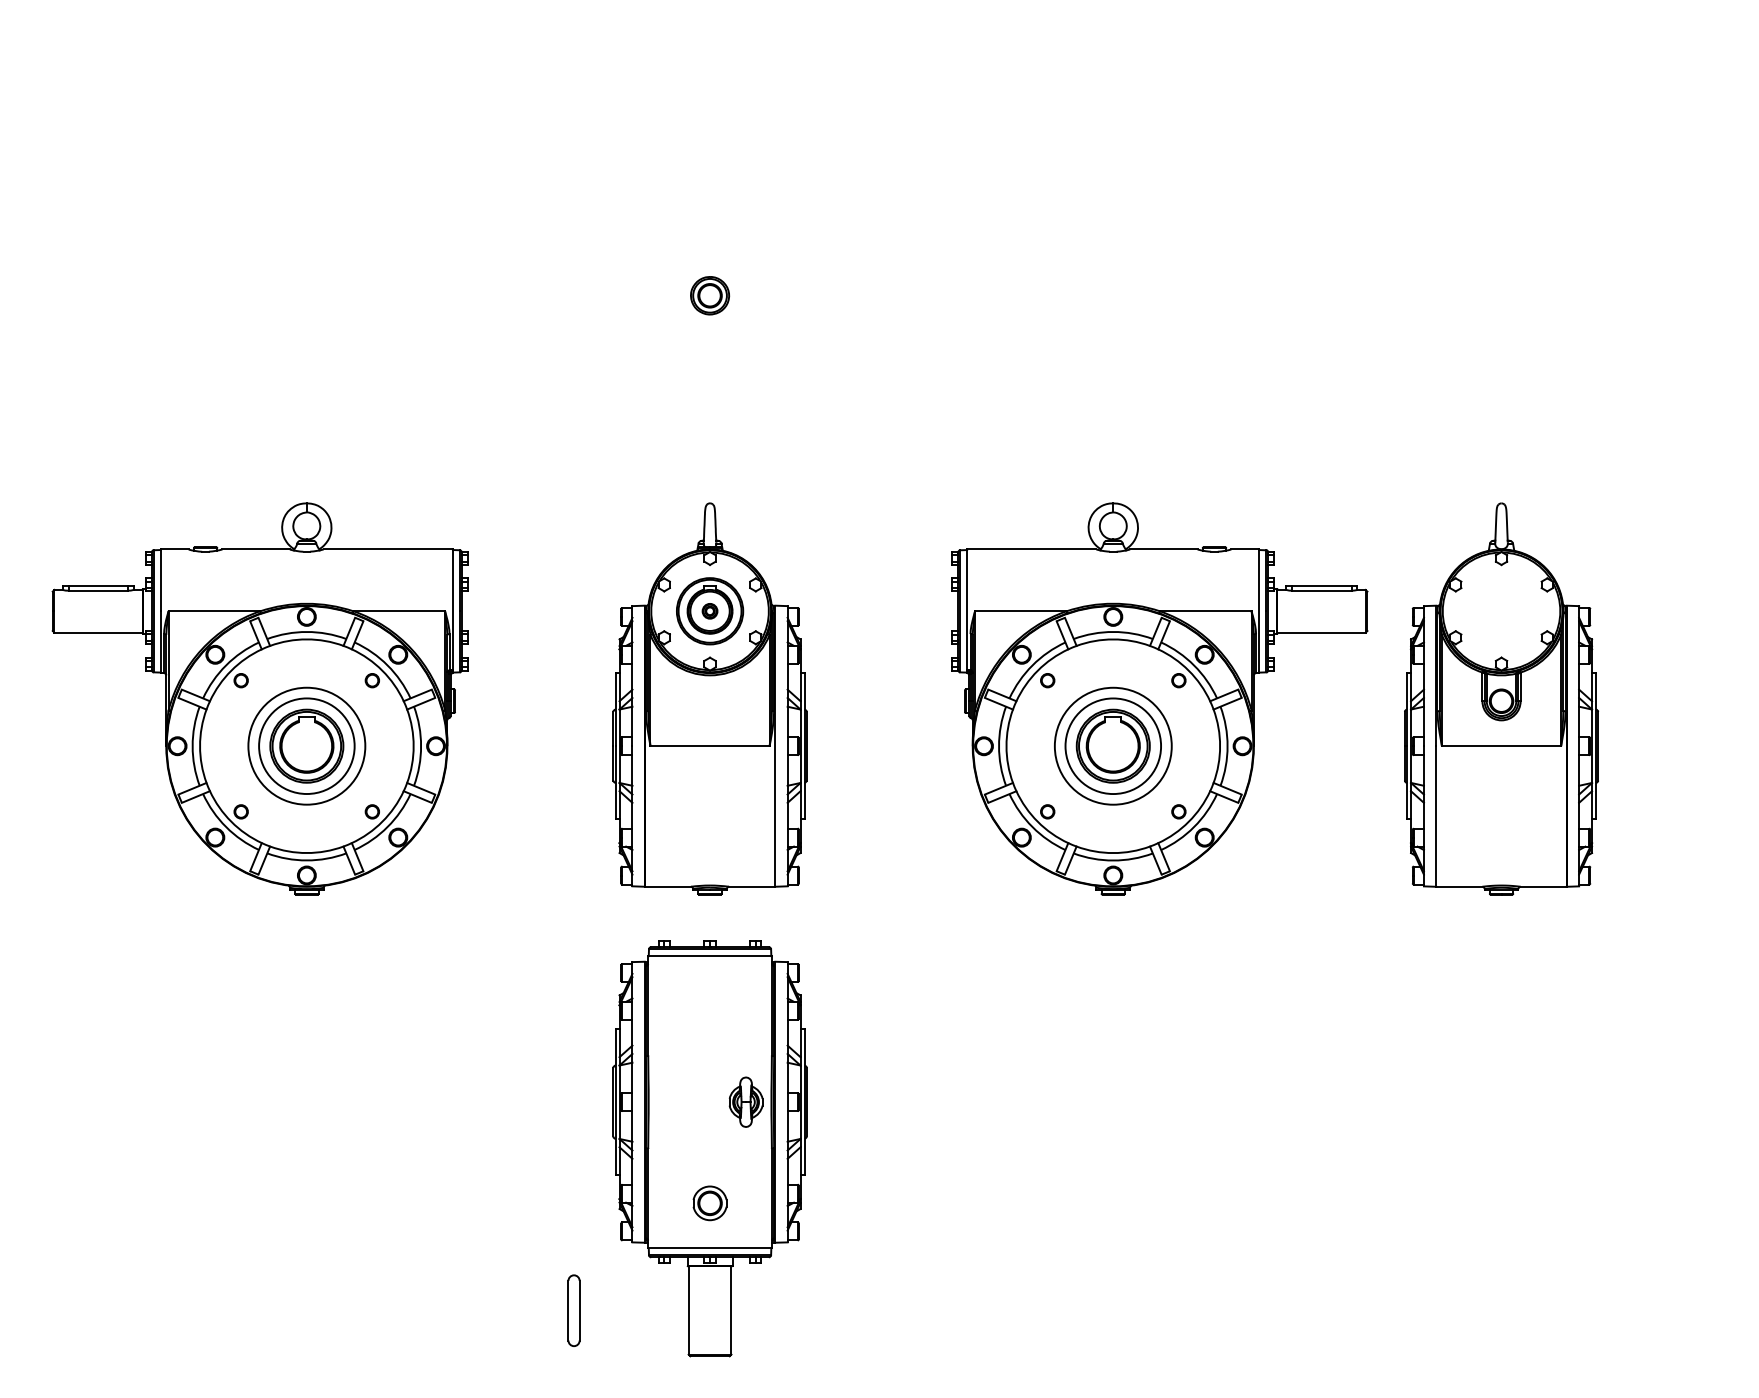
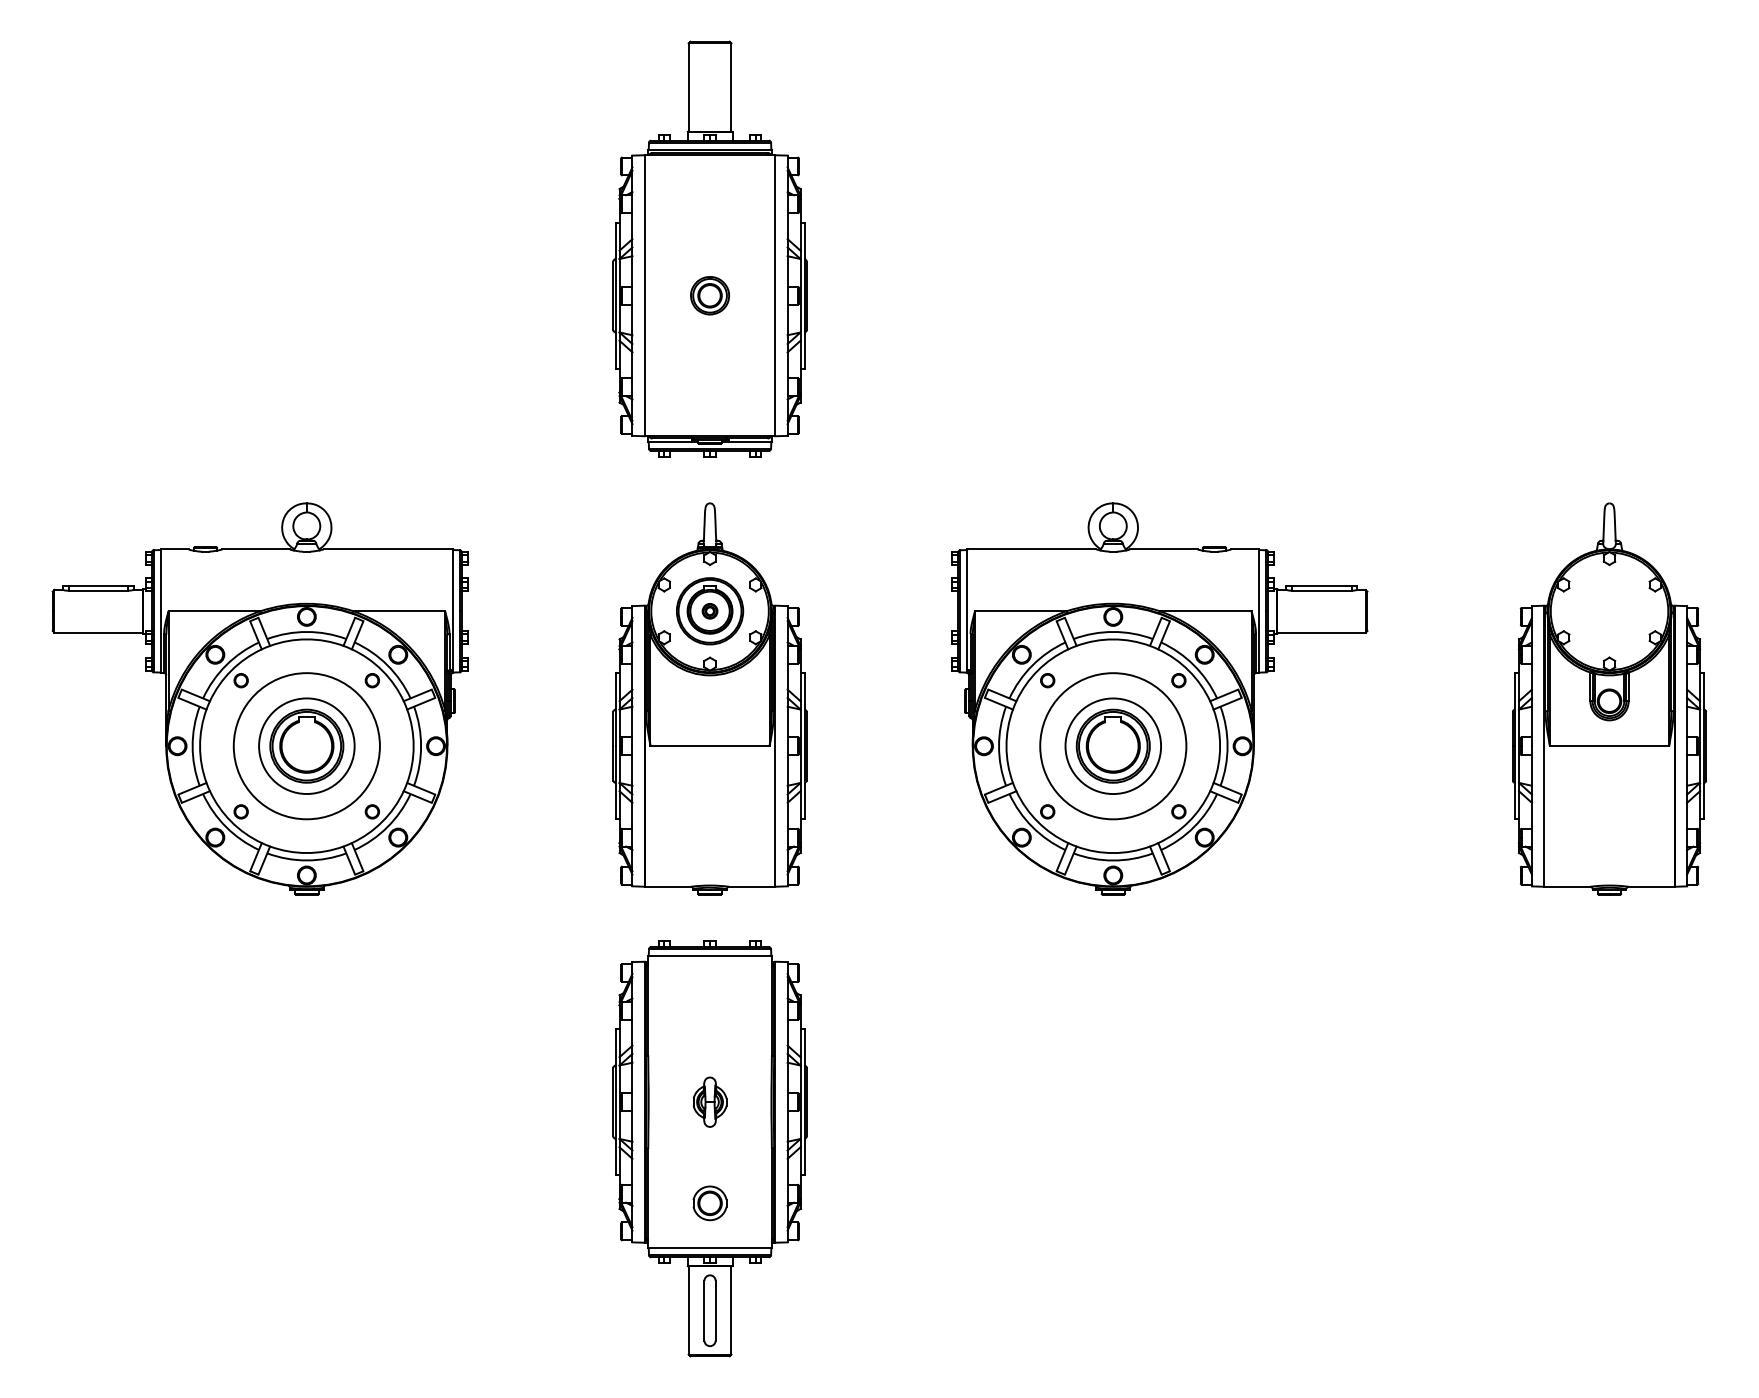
part: none -> present (709, 248)
part position: (1501, 698) -> (1609, 698) (1609, 698)
circle diameter: 117 px -> 146 px (306, 746)
circle diameter: 117 px -> 146 px (1113, 746)
part position: (745, 1101) -> (709, 1101) (709, 1101)
part position: (573, 1310) -> (709, 1310) (709, 1310)
